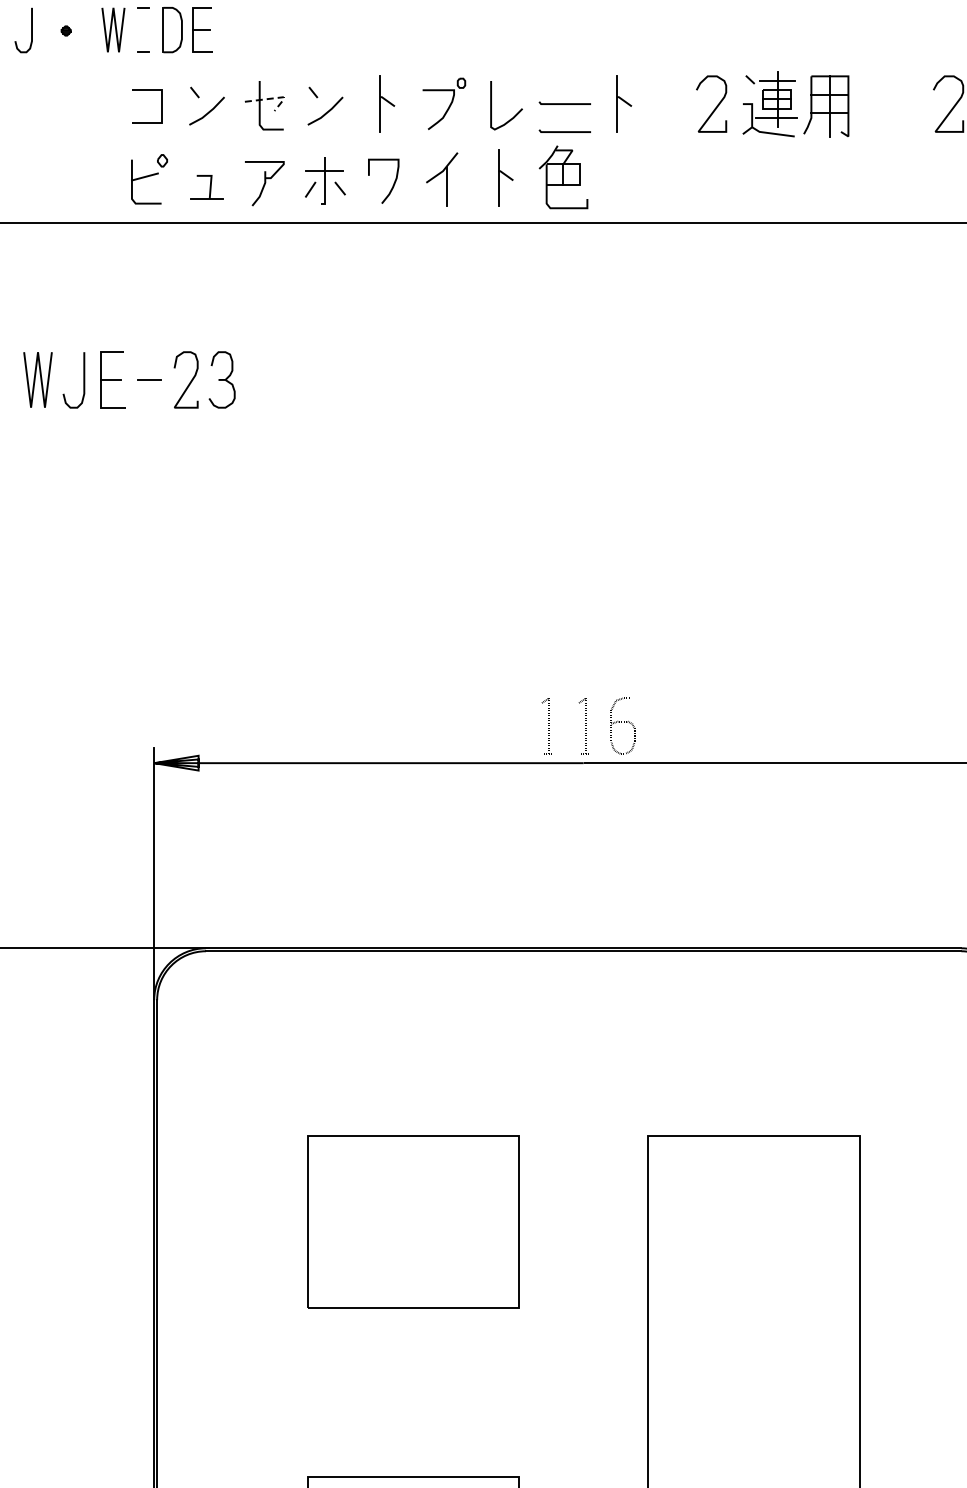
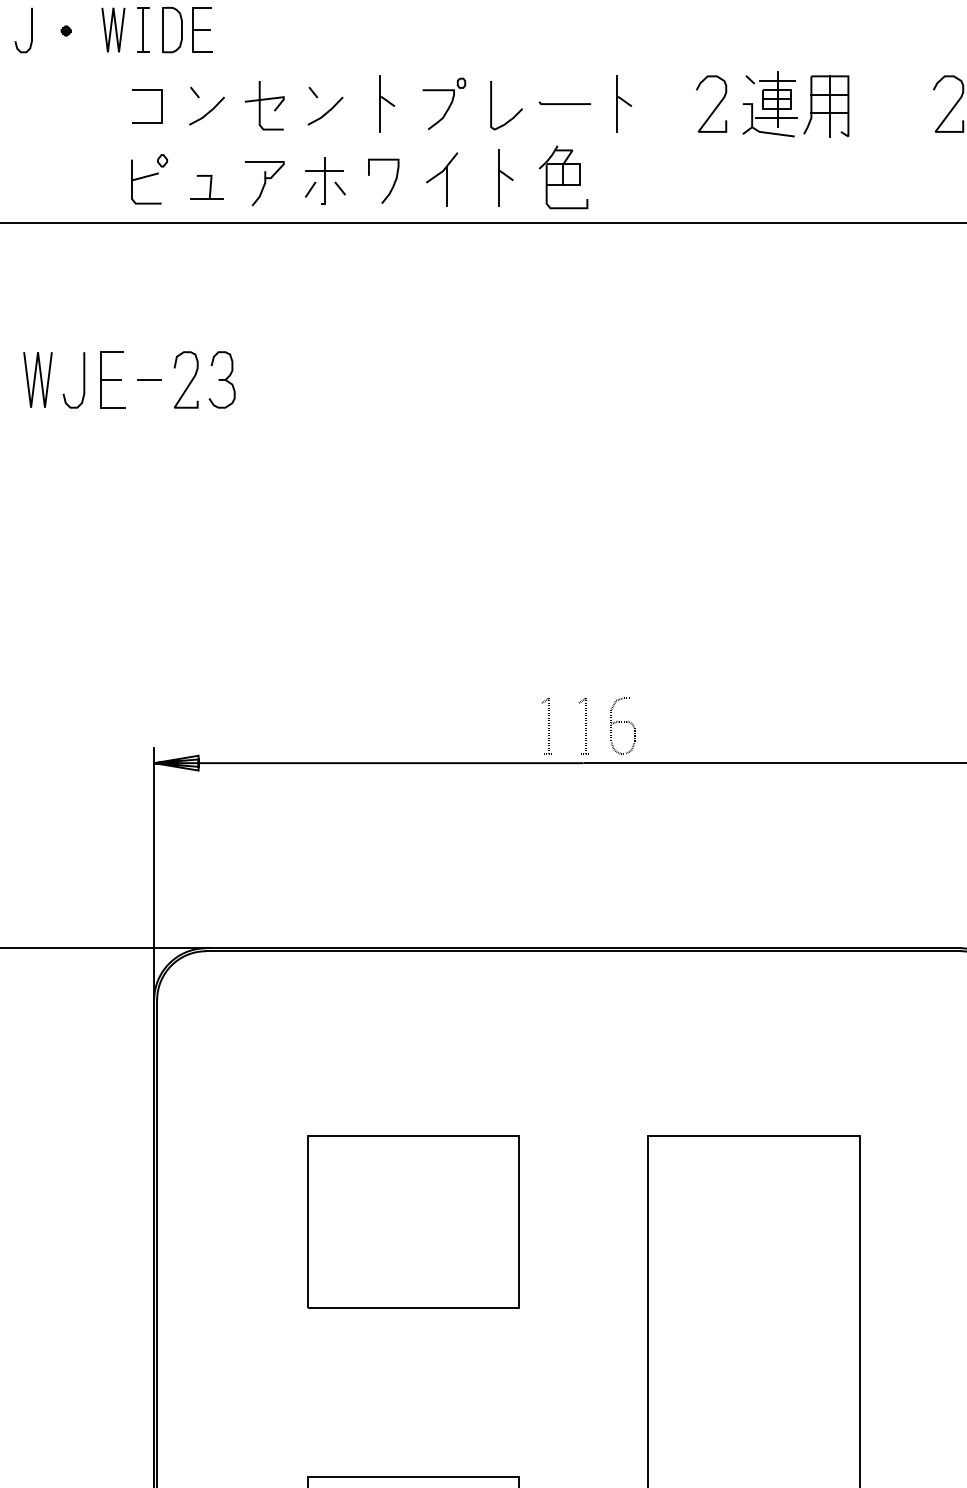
line: none -> present (143, 29)
line: dashed -> solid (274, 98)
line: present -> none (564, 131)
